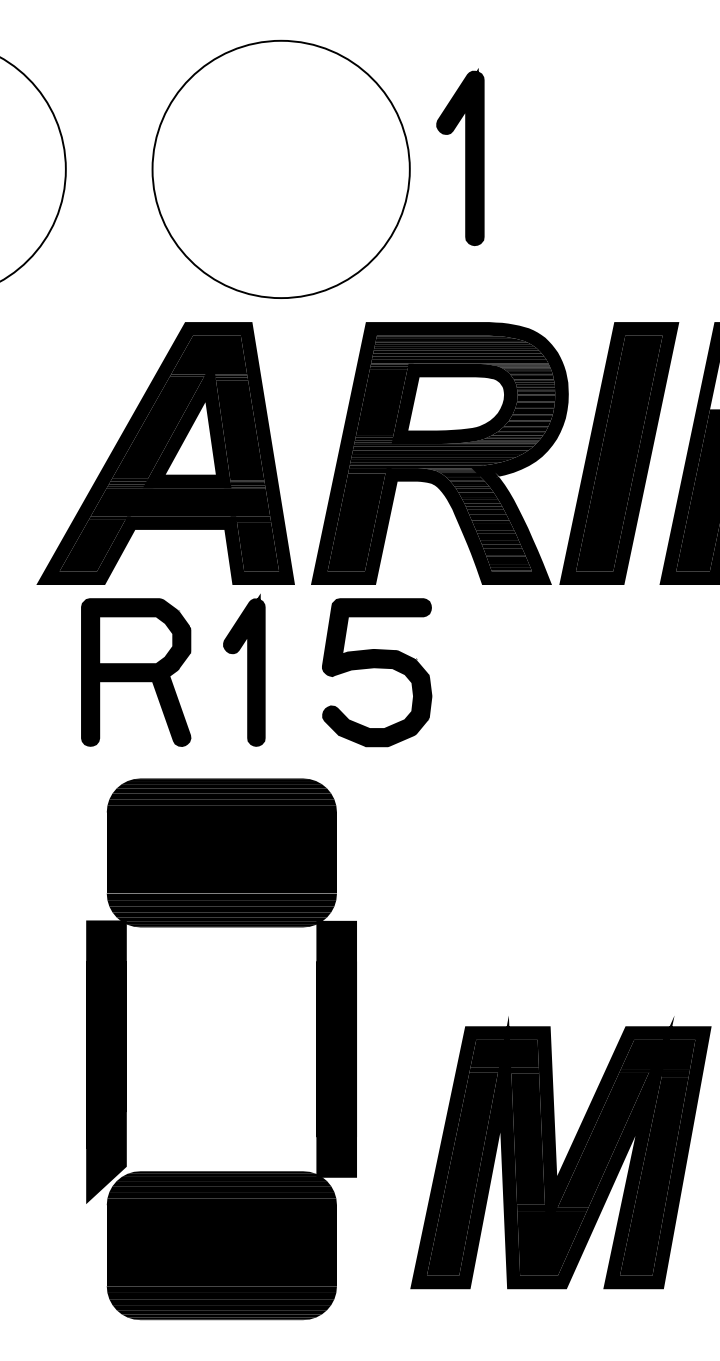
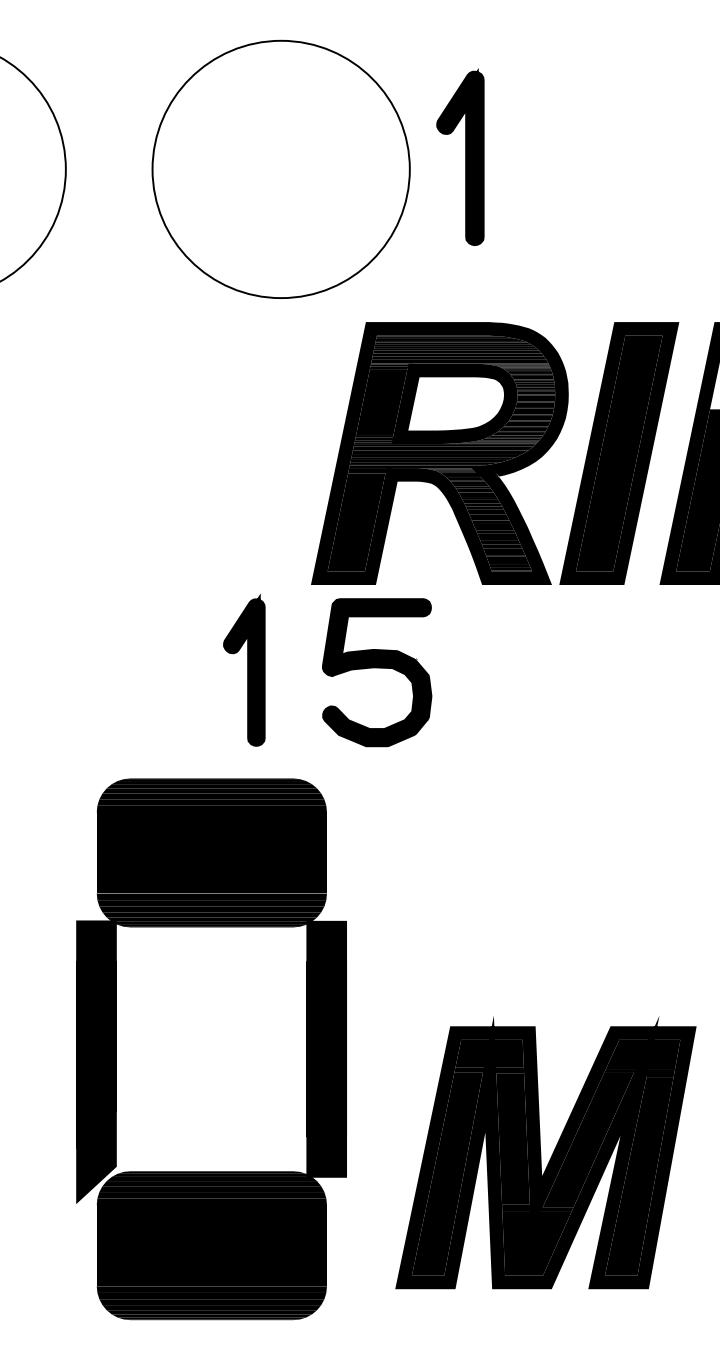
part: present -> none (165, 453)
part: present -> none (136, 672)
part position: (126, 1049) -> (116, 1049) (116, 1049)
part position: (560, 1152) -> (545, 1152) (545, 1152)
